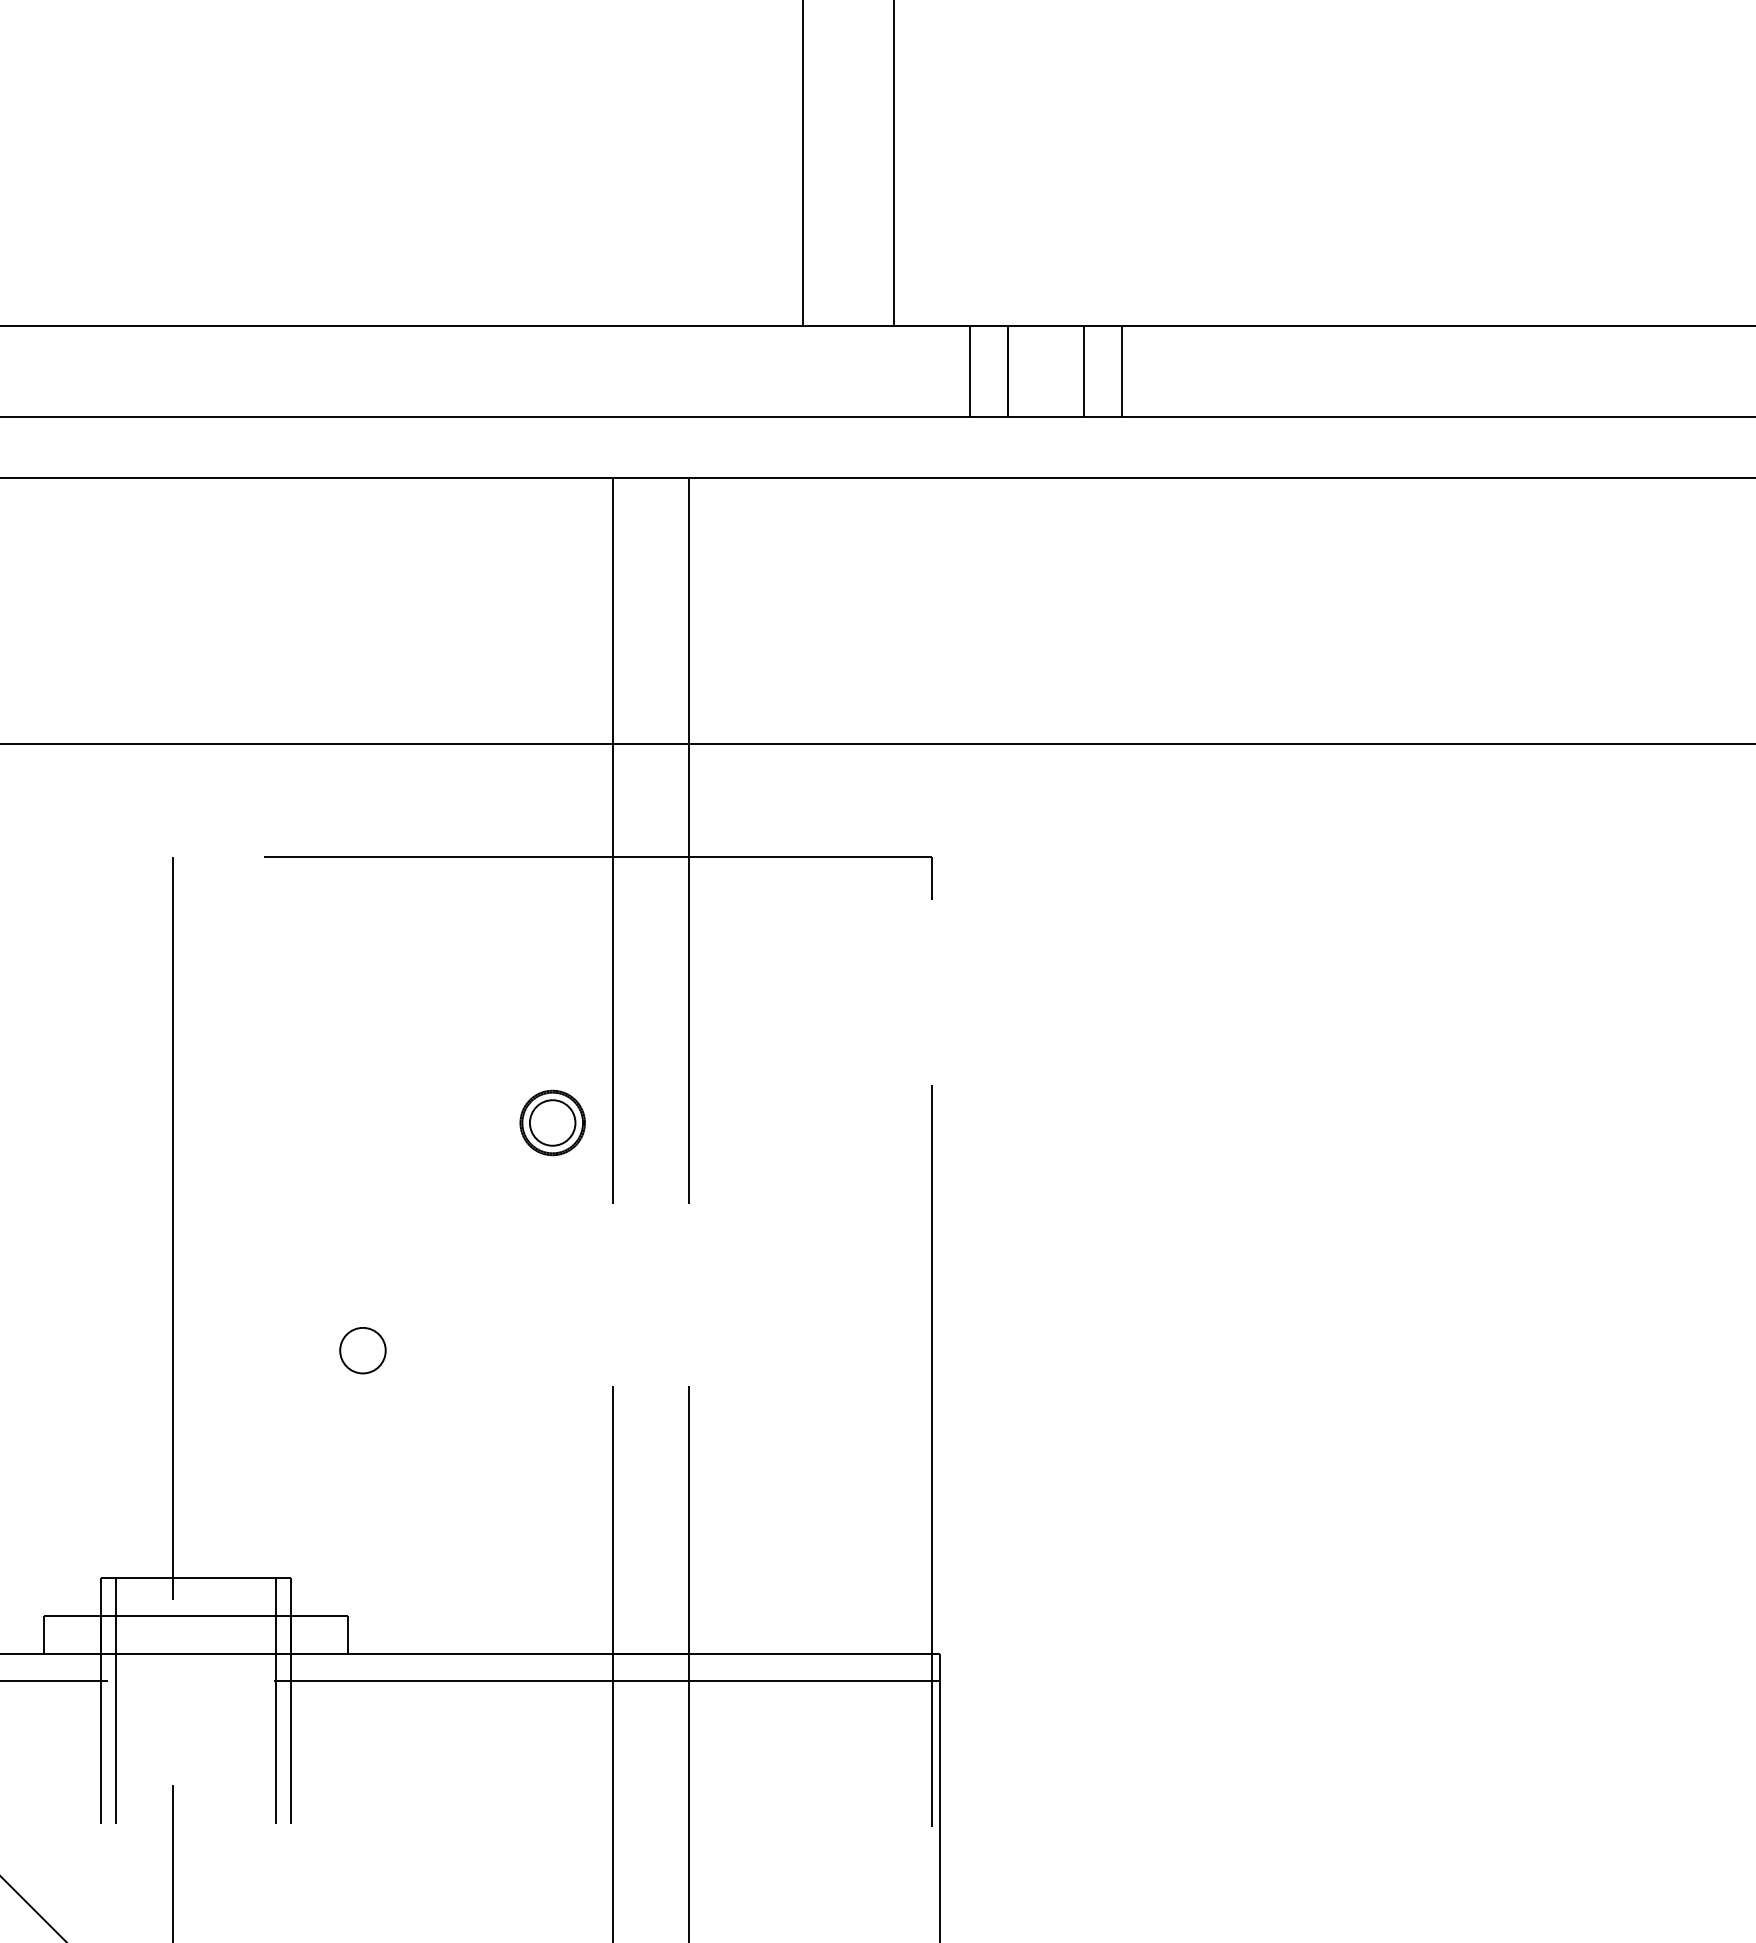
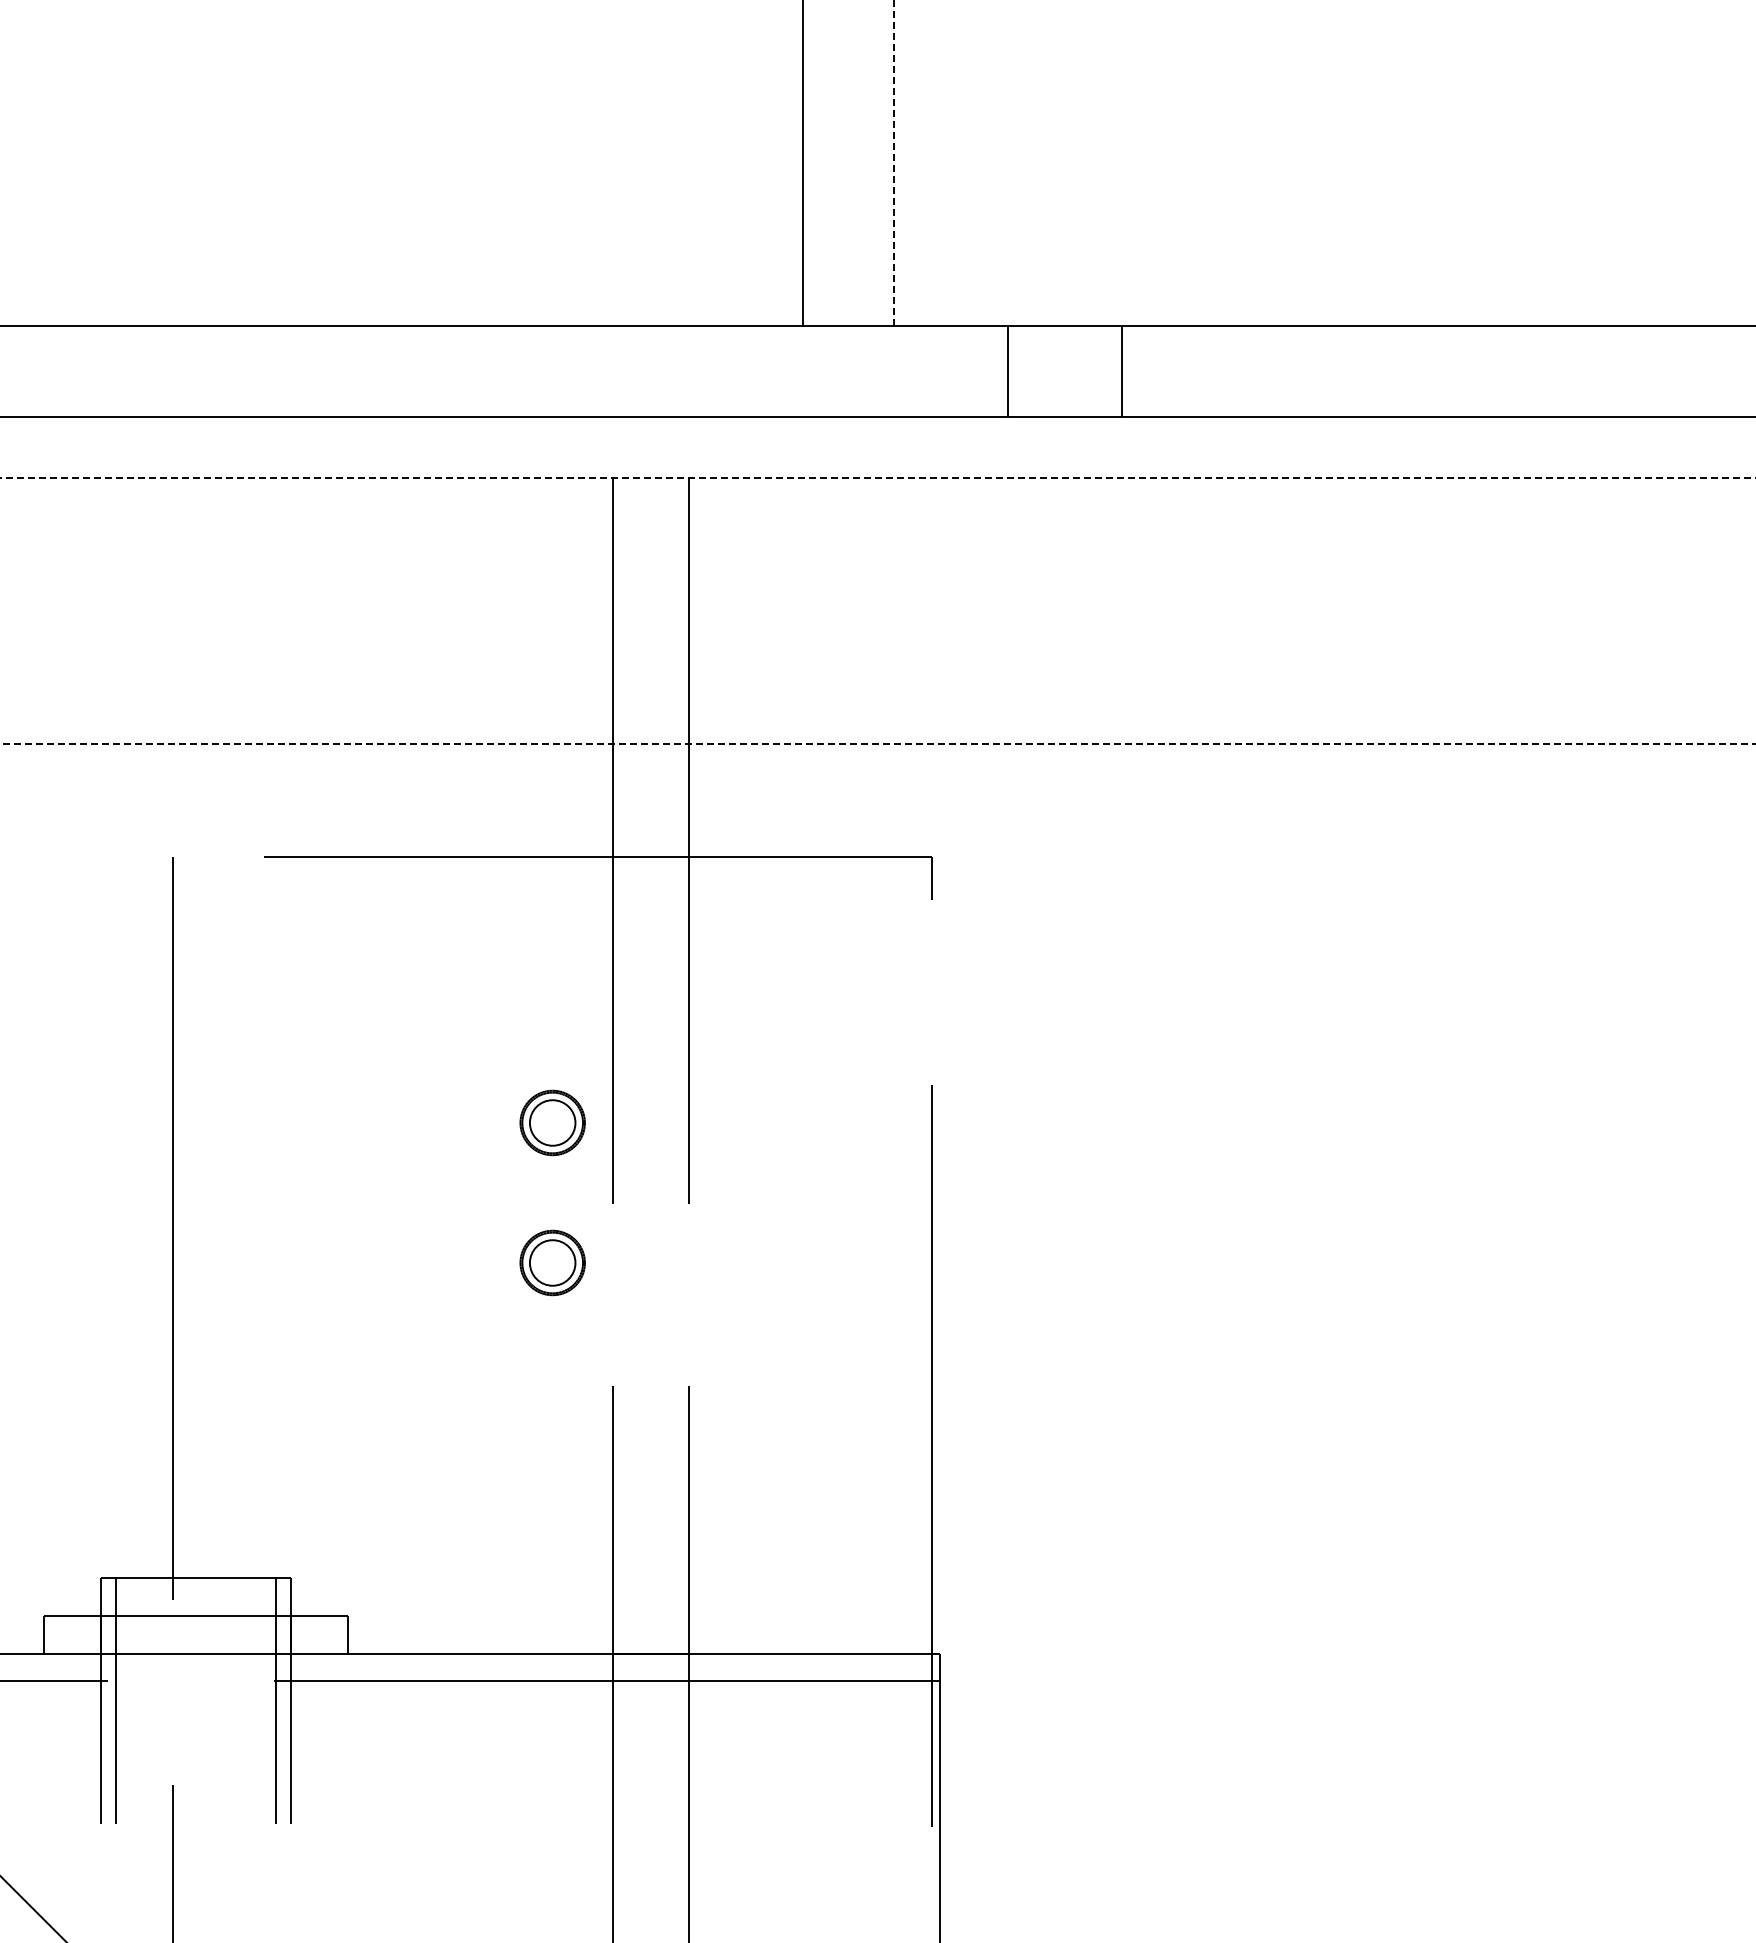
line: solid -> dashed (894, 163)
line: present -> none (969, 371)
line: present -> none (1084, 371)
line: solid -> dashed (878, 477)
line: solid -> dashed (878, 743)
part: none -> present (552, 1262)
circle: present -> none (362, 1350)
